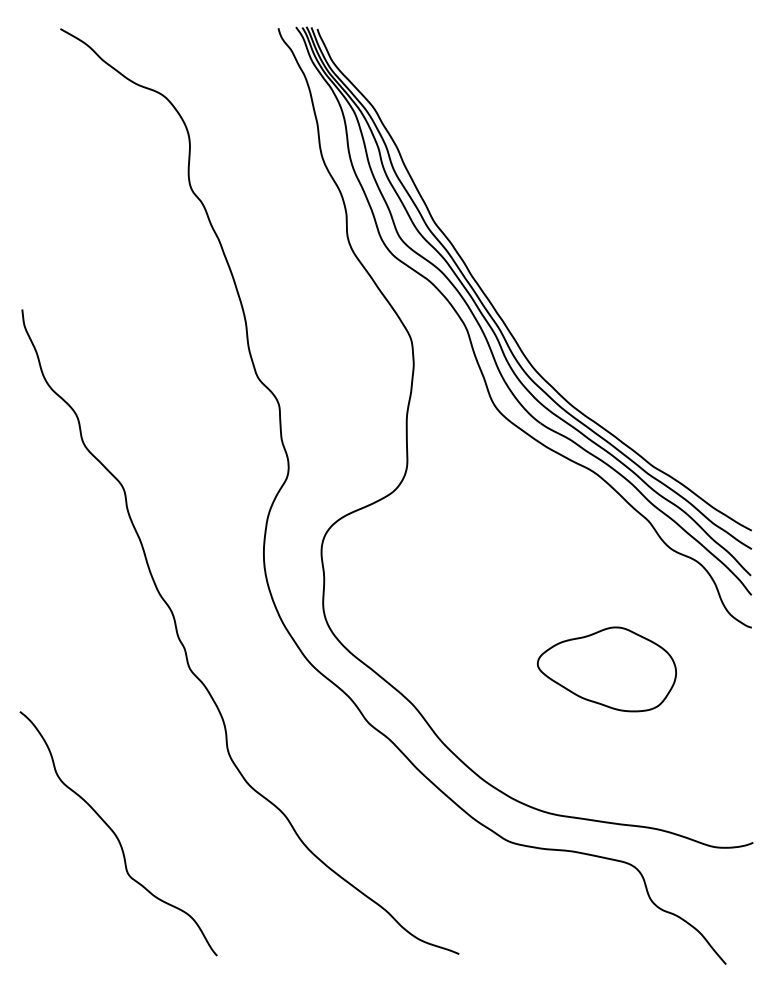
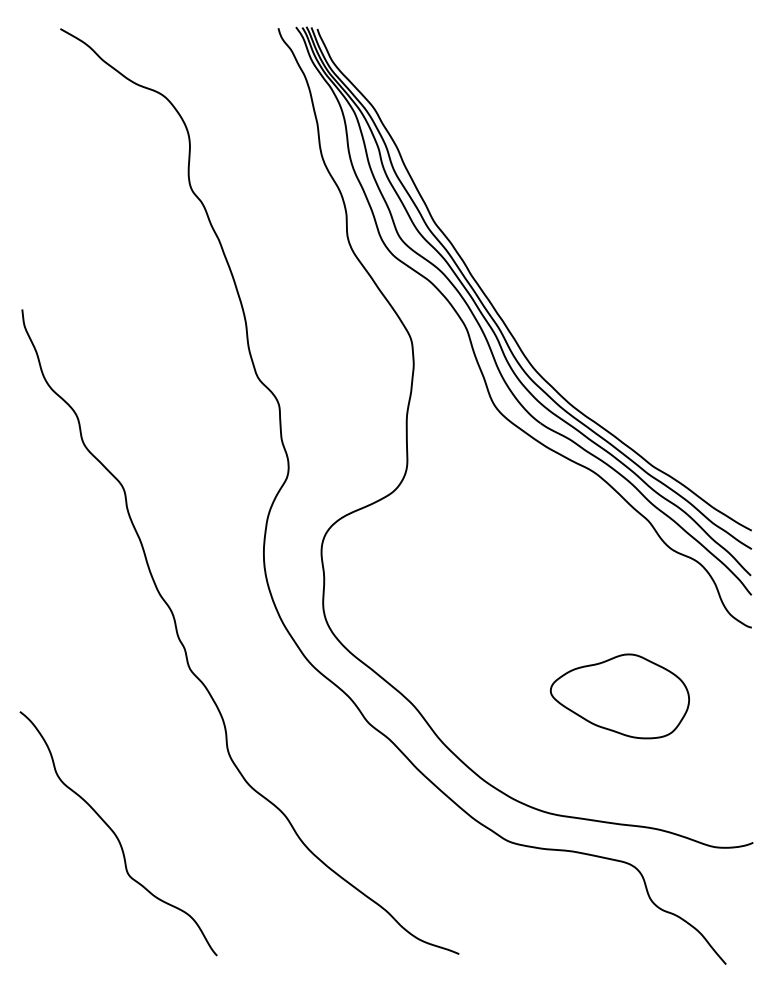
part position: (606, 669) -> (619, 696) (619, 696)
